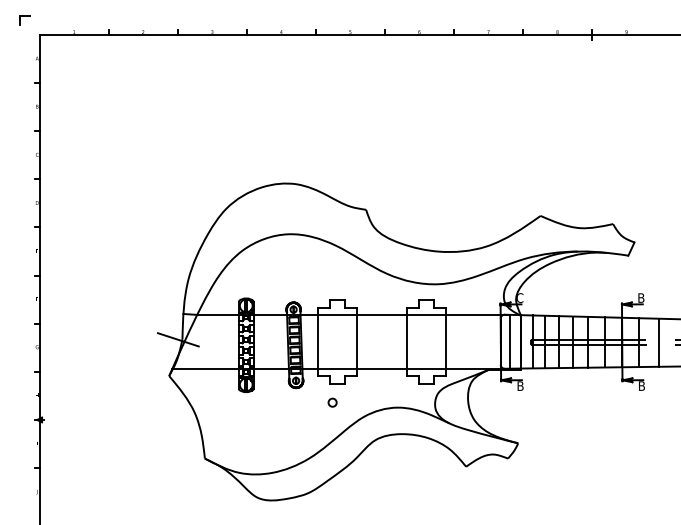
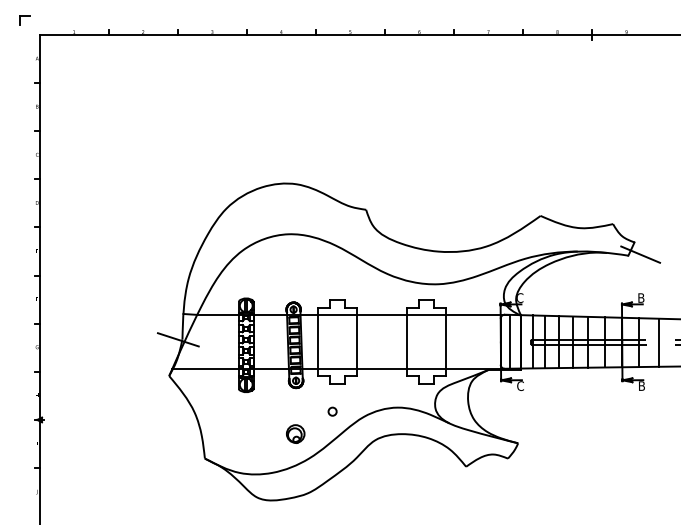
line: none -> present (640, 254)
text: B -> C (520, 386)
circle position: (332, 402) -> (332, 411) (332, 411)
part: none -> present (295, 433)
